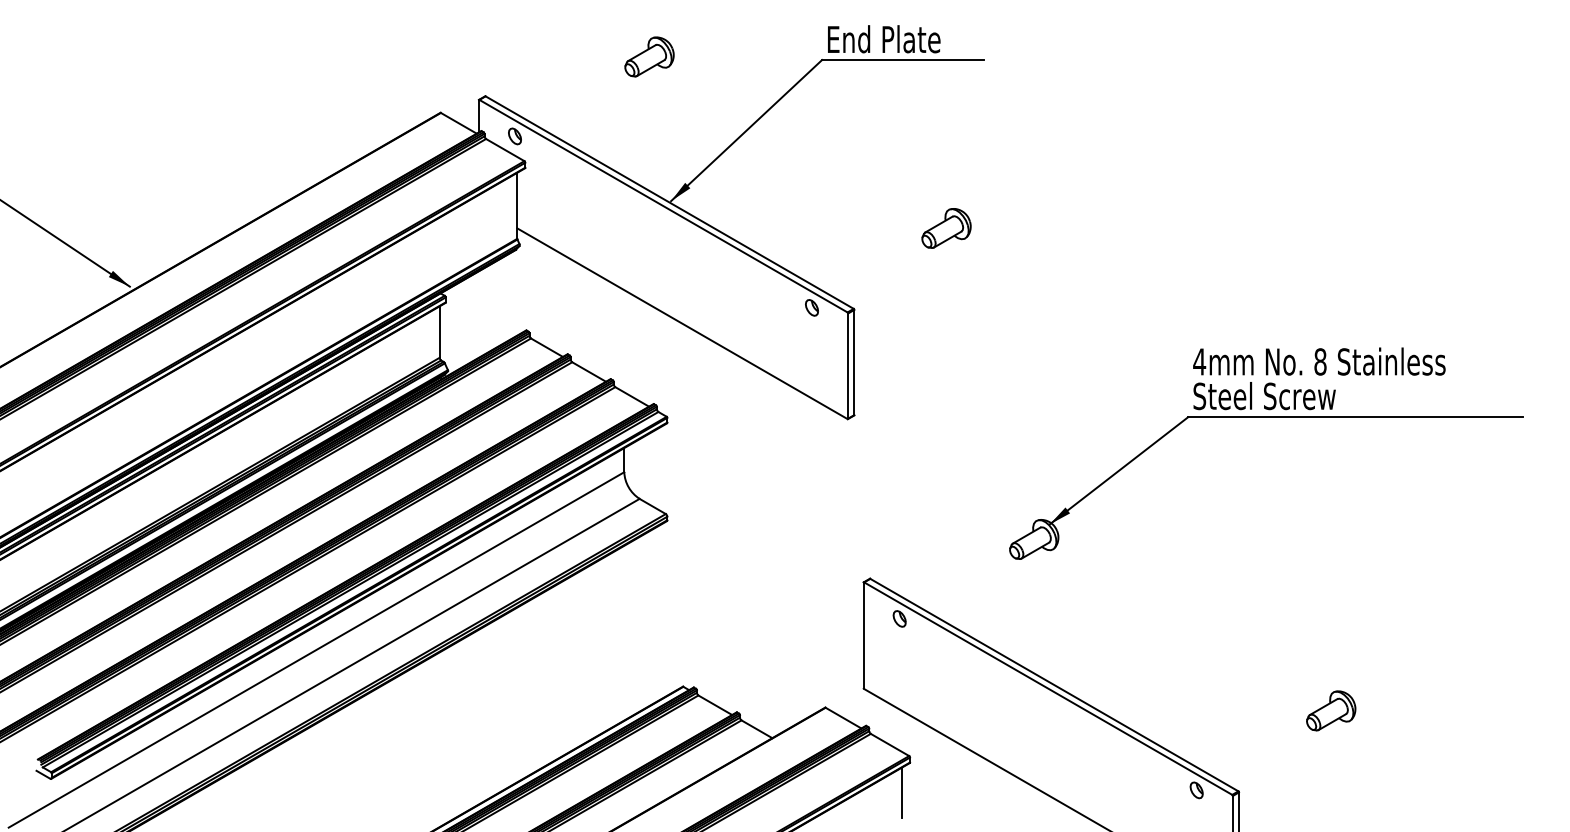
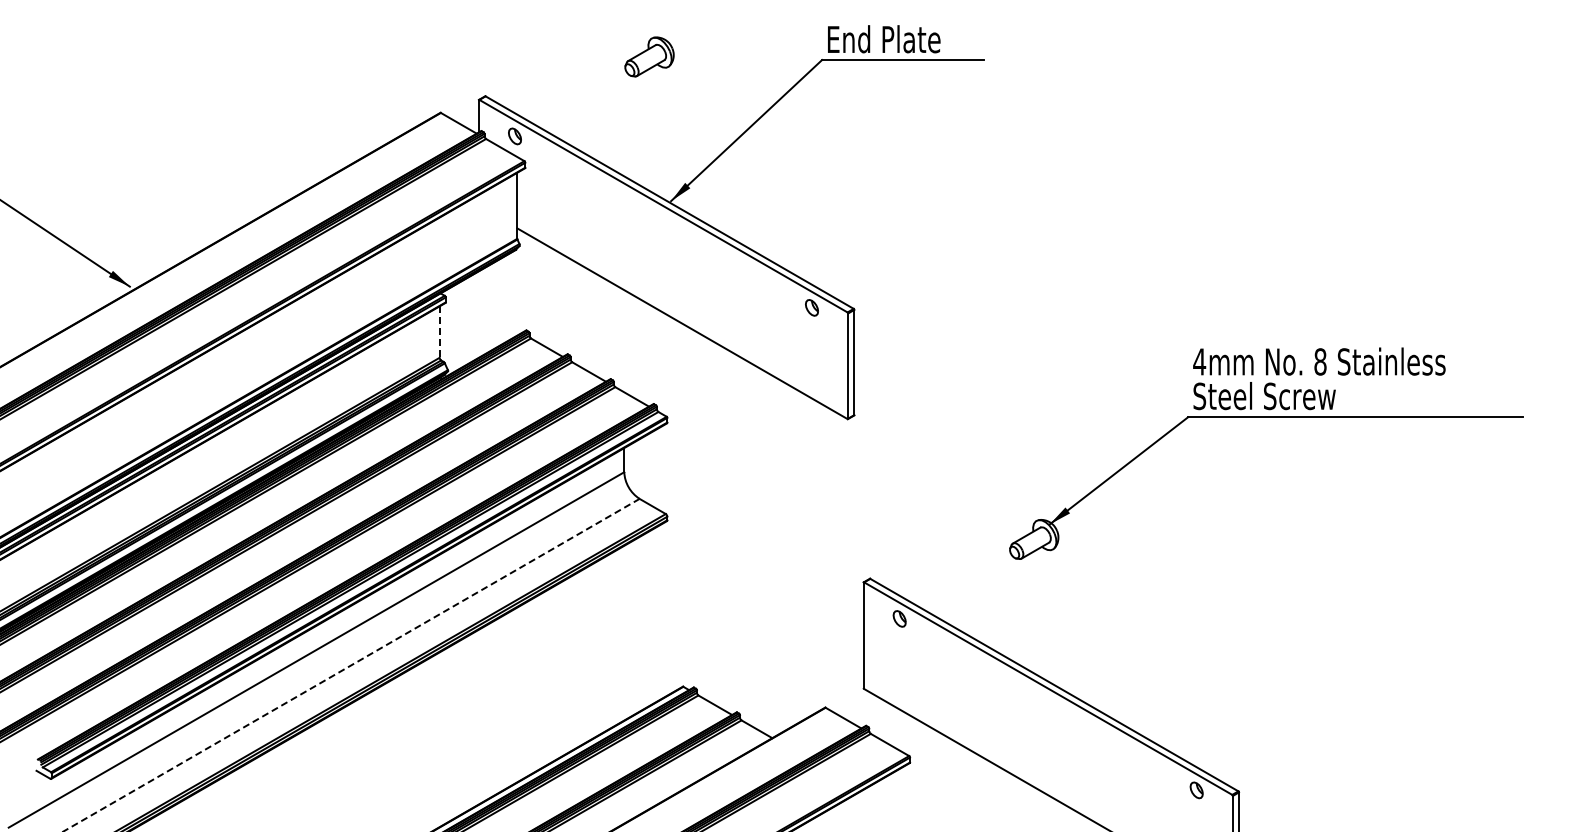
part: present -> none (946, 228)
line: solid -> dashed (439, 332)
line: solid -> dashed (351, 665)
part: present -> none (1331, 710)
line: present -> none (901, 792)
